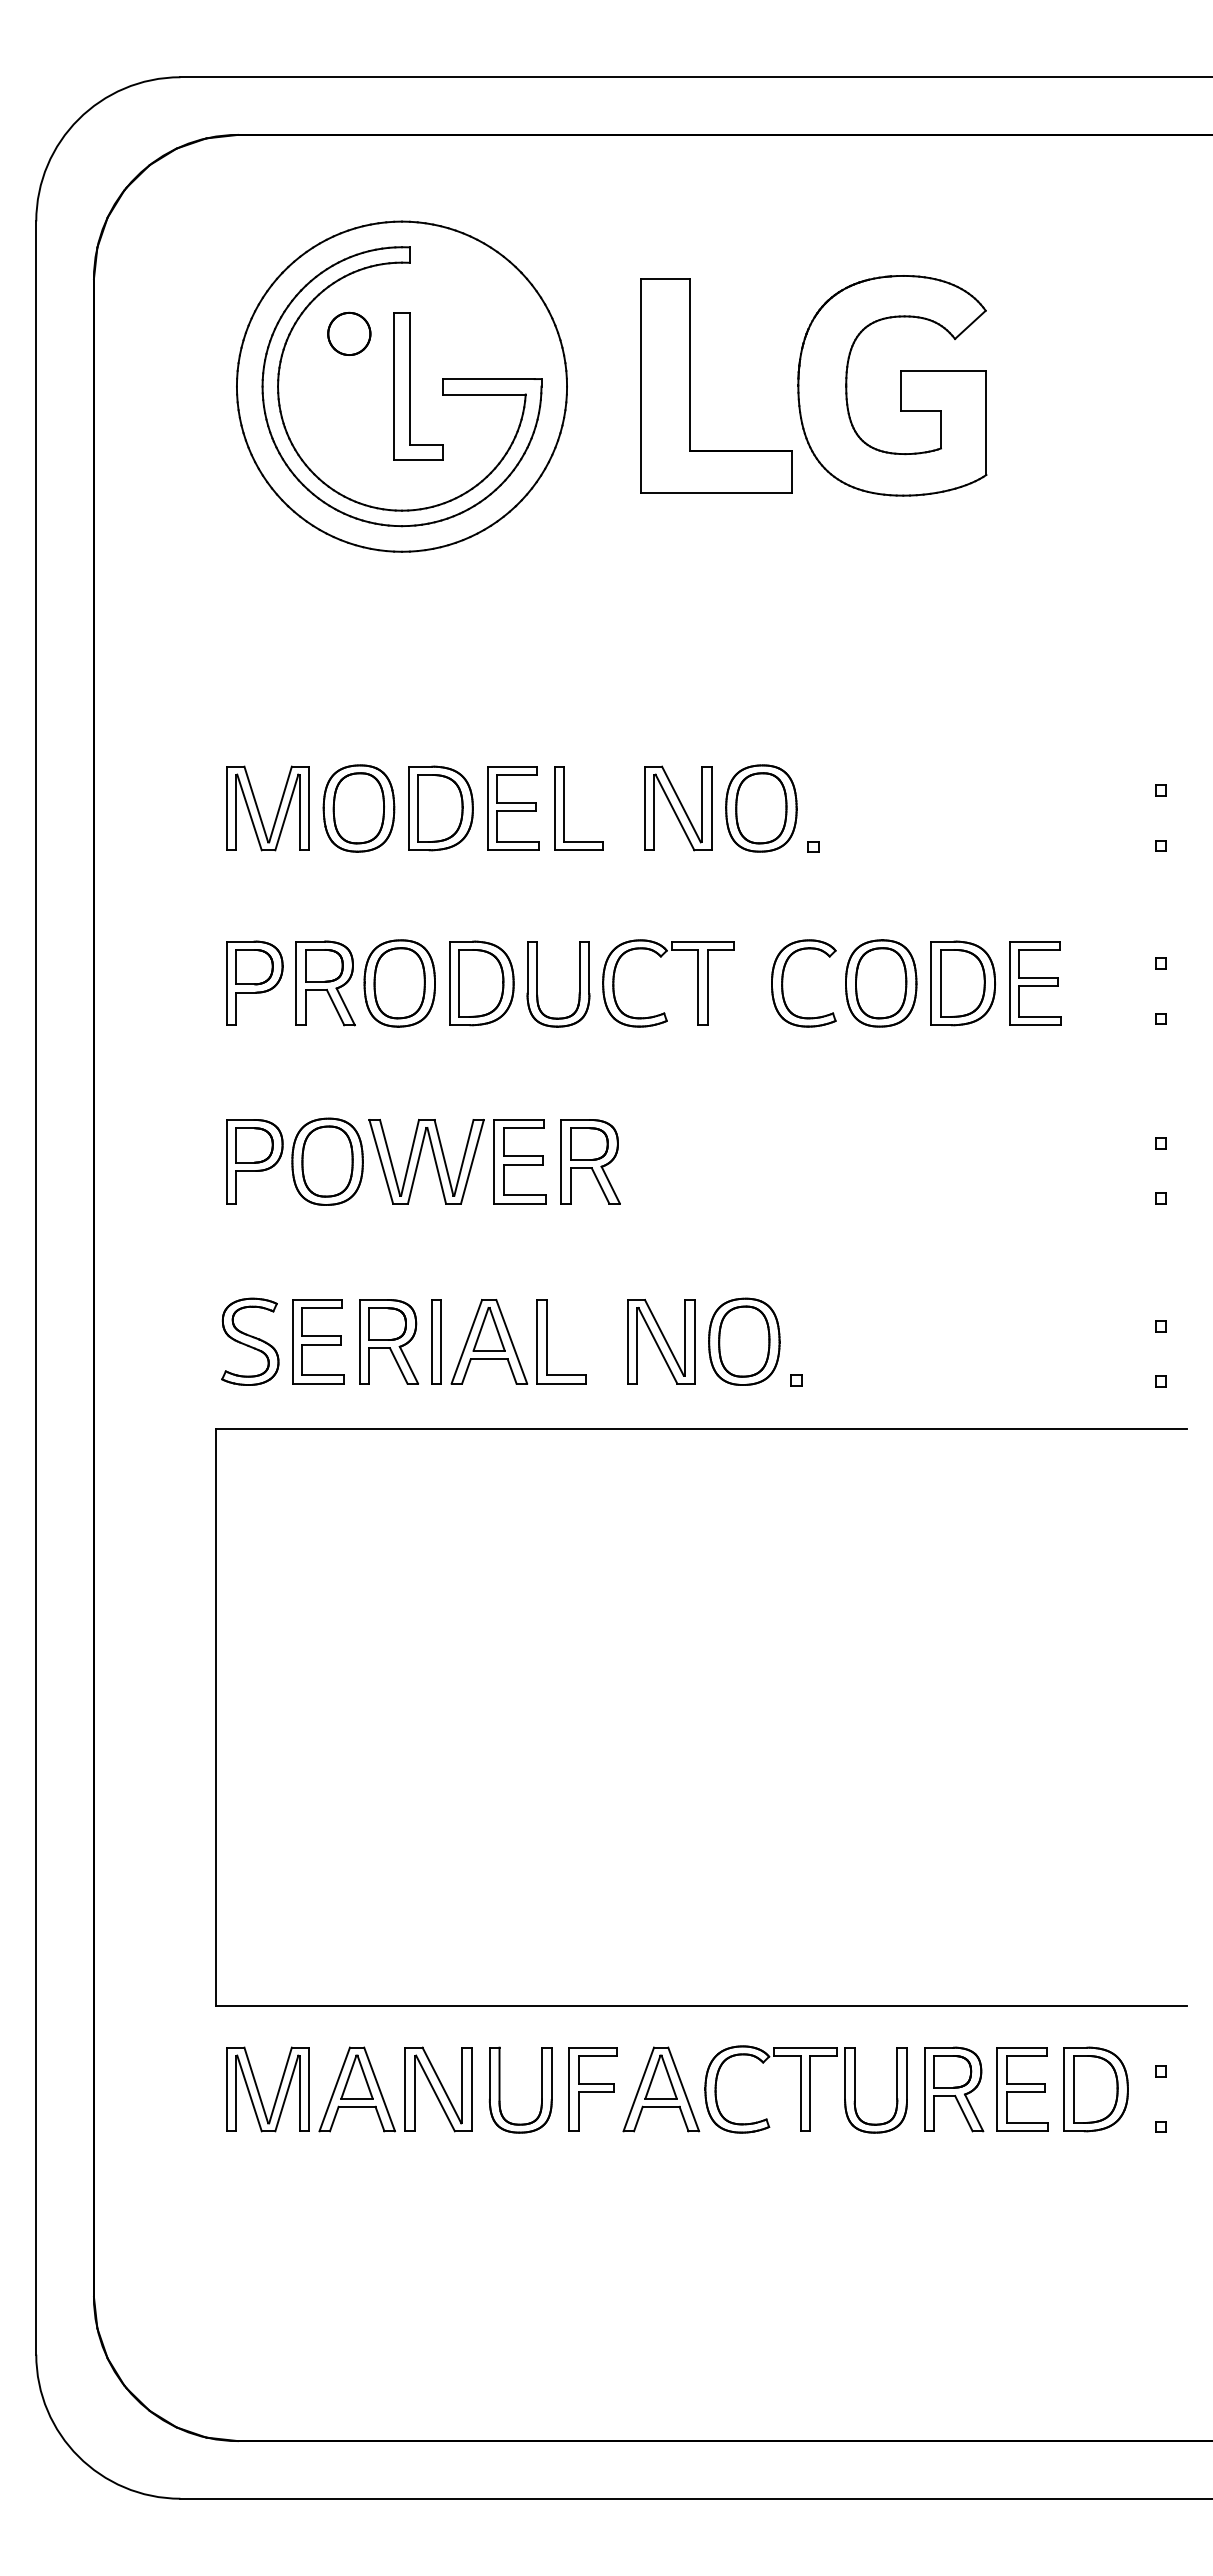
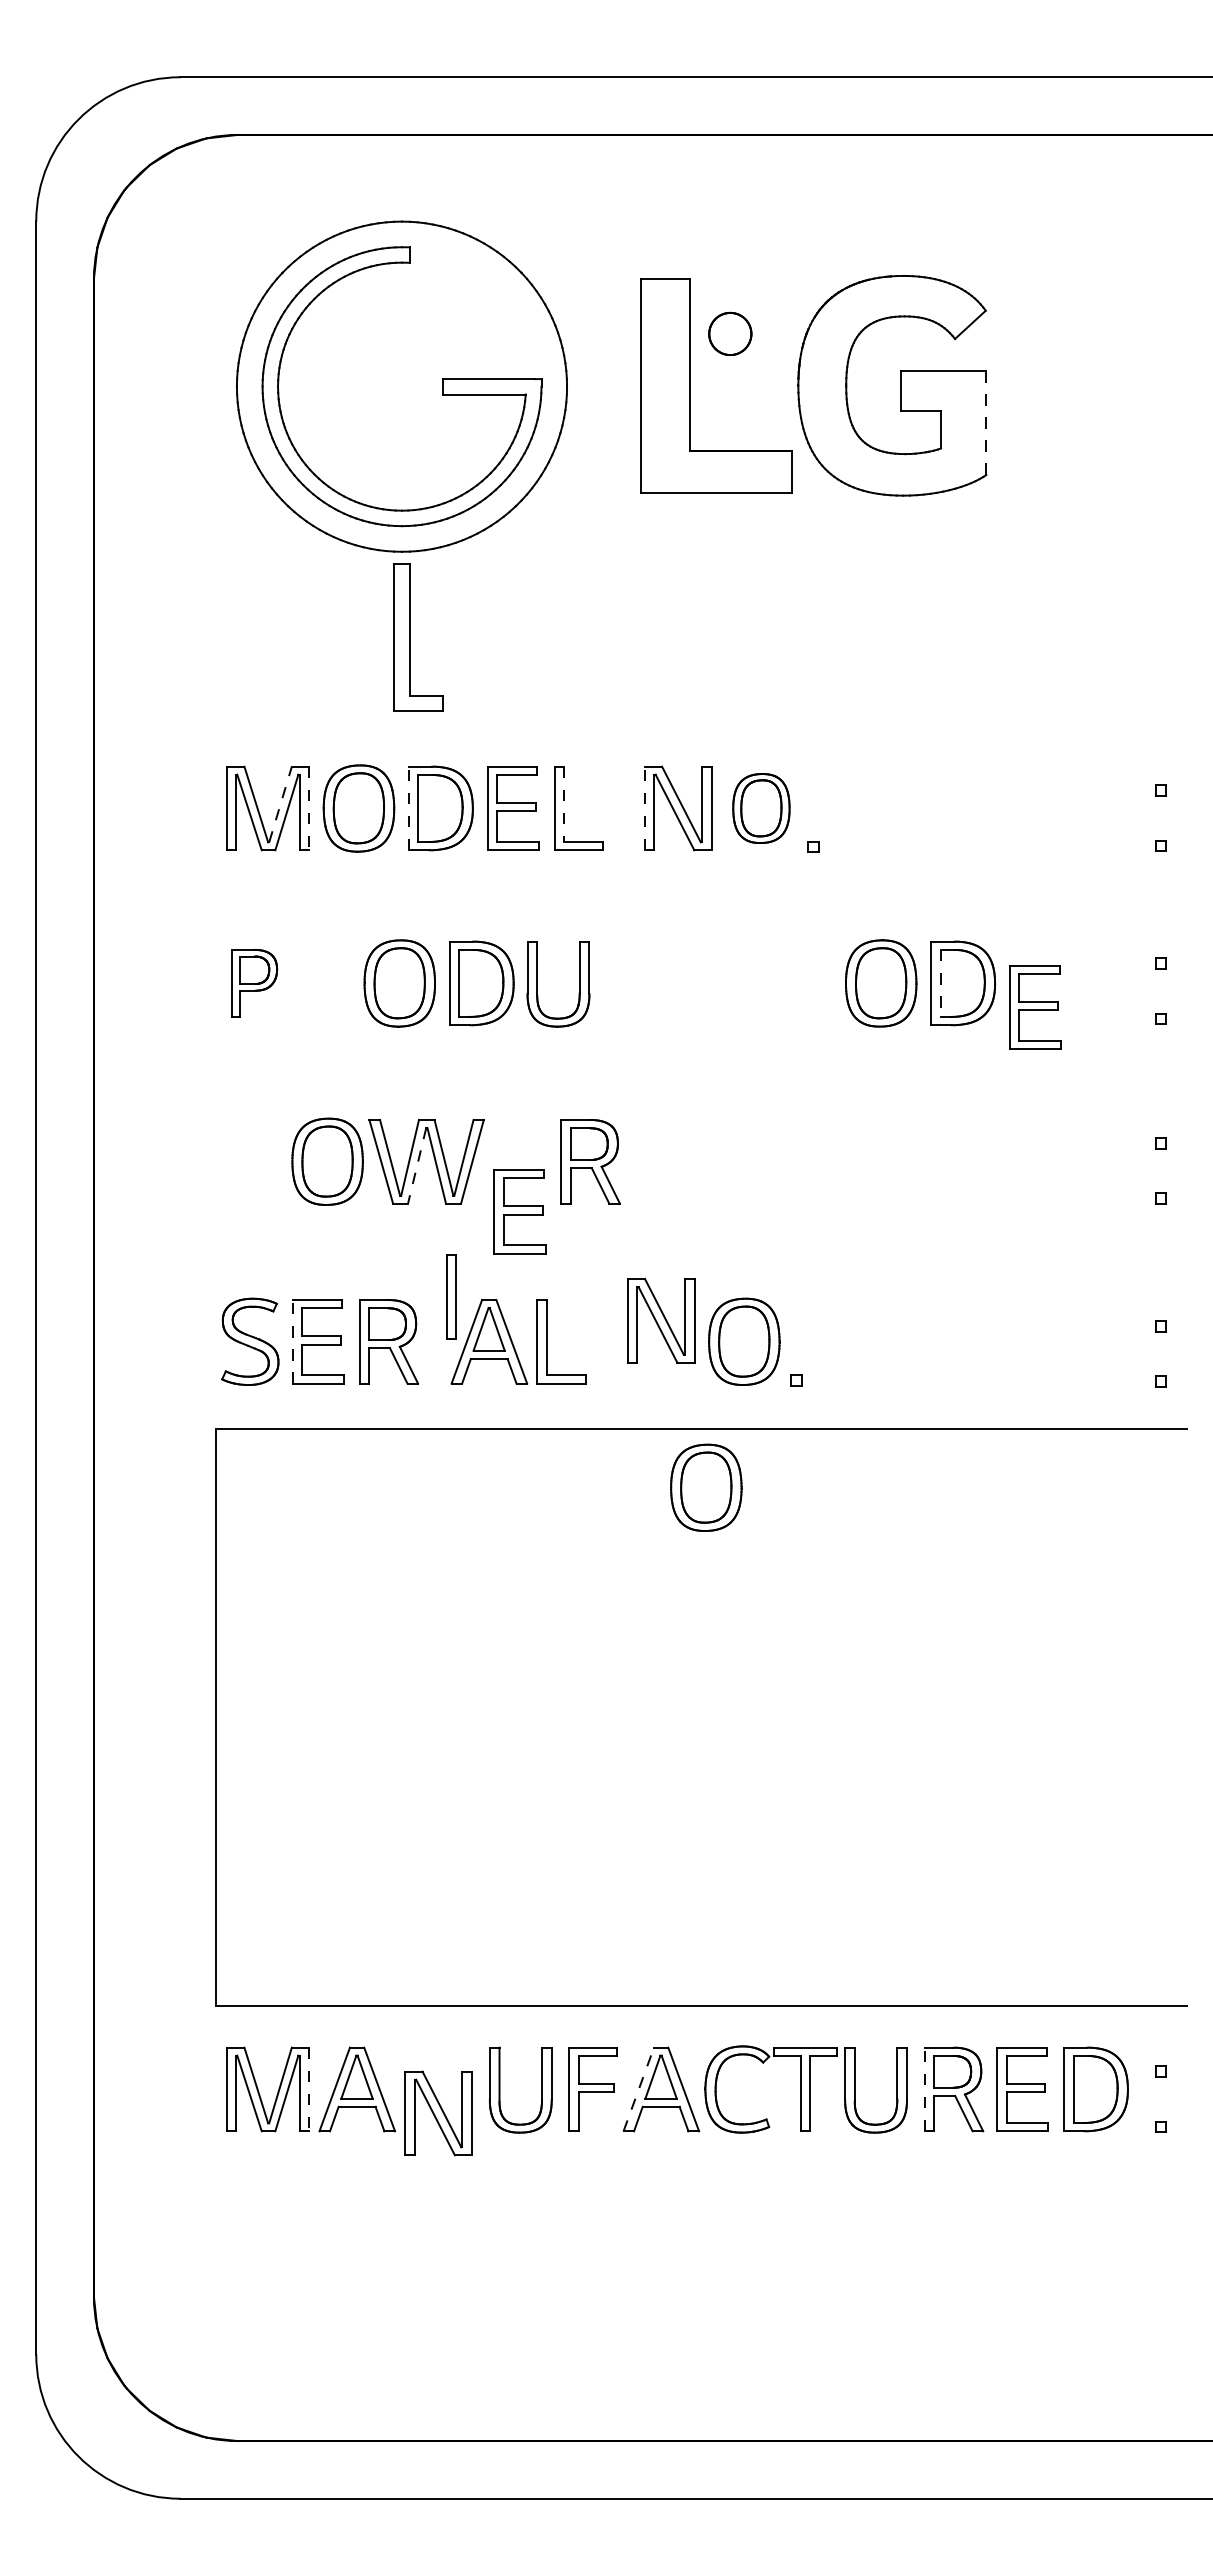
part position: (349, 333) -> (730, 333) (730, 333)
part position: (410, 386) -> (410, 637) (410, 637)
line: solid -> dashed (986, 423)
line: solid -> dashed (280, 804)
line: solid -> dashed (564, 804)
line: solid -> dashed (309, 808)
line: solid -> dashed (408, 808)
line: solid -> dashed (644, 808)
part size: 73x89 px -> 59x71 px (761, 808)
part: present -> none (661, 957)
part size: 58x86 px -> 48x69 px (254, 983)
part: present -> none (325, 983)
part: present -> none (783, 983)
line: solid -> dashed (940, 983)
part position: (1035, 983) -> (1035, 1007) (1035, 1007)
part: present -> none (254, 1161)
part position: (519, 1161) -> (519, 1211) (519, 1211)
line: solid -> dashed (417, 1165)
line: solid -> dashed (292, 1341)
part position: (436, 1341) -> (451, 1296) (451, 1296)
part position: (661, 1341) -> (661, 1320) (661, 1320)
part: none -> present (706, 1487)
line: solid -> dashed (309, 2089)
part position: (438, 2089) -> (438, 2113) (438, 2113)
line: solid -> dashed (638, 2089)
line: solid -> dashed (924, 2089)
